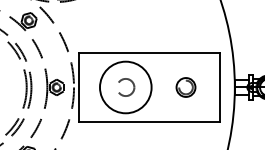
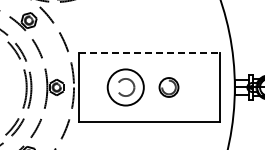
line: solid -> dashed (149, 53)
circle diameter: 52 px -> 36 px (125, 87)
part position: (185, 87) -> (168, 87) (168, 87)
